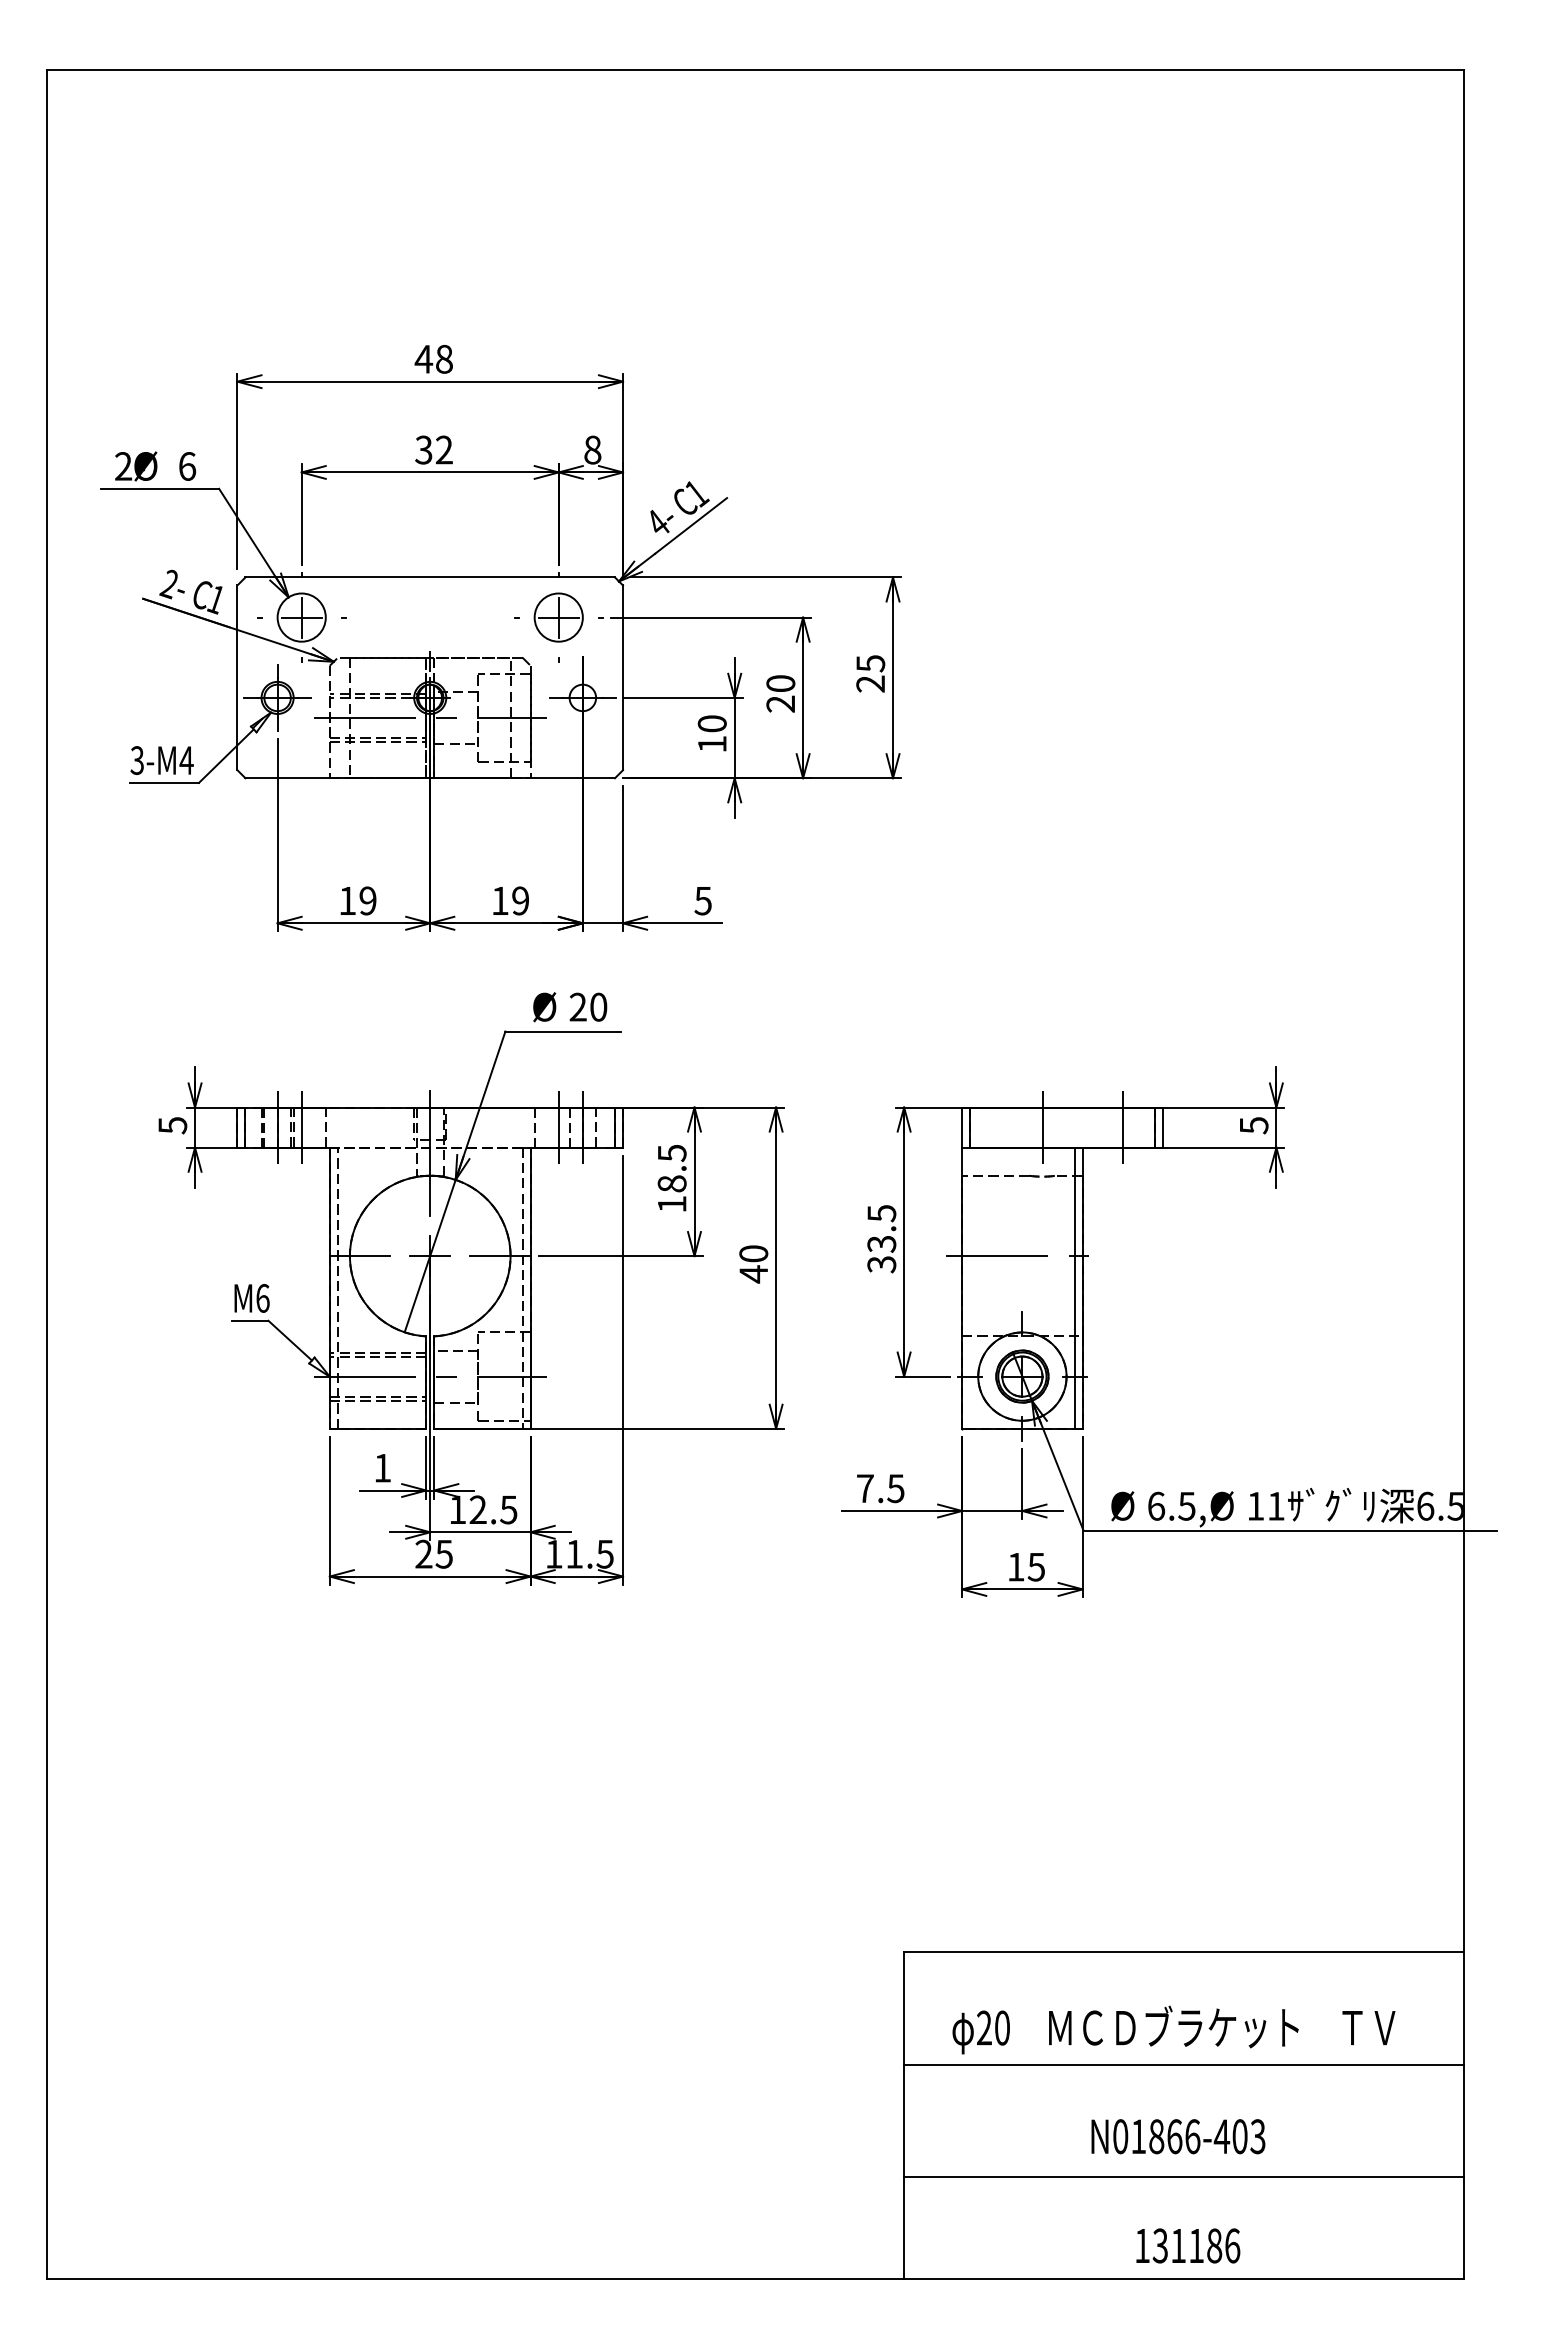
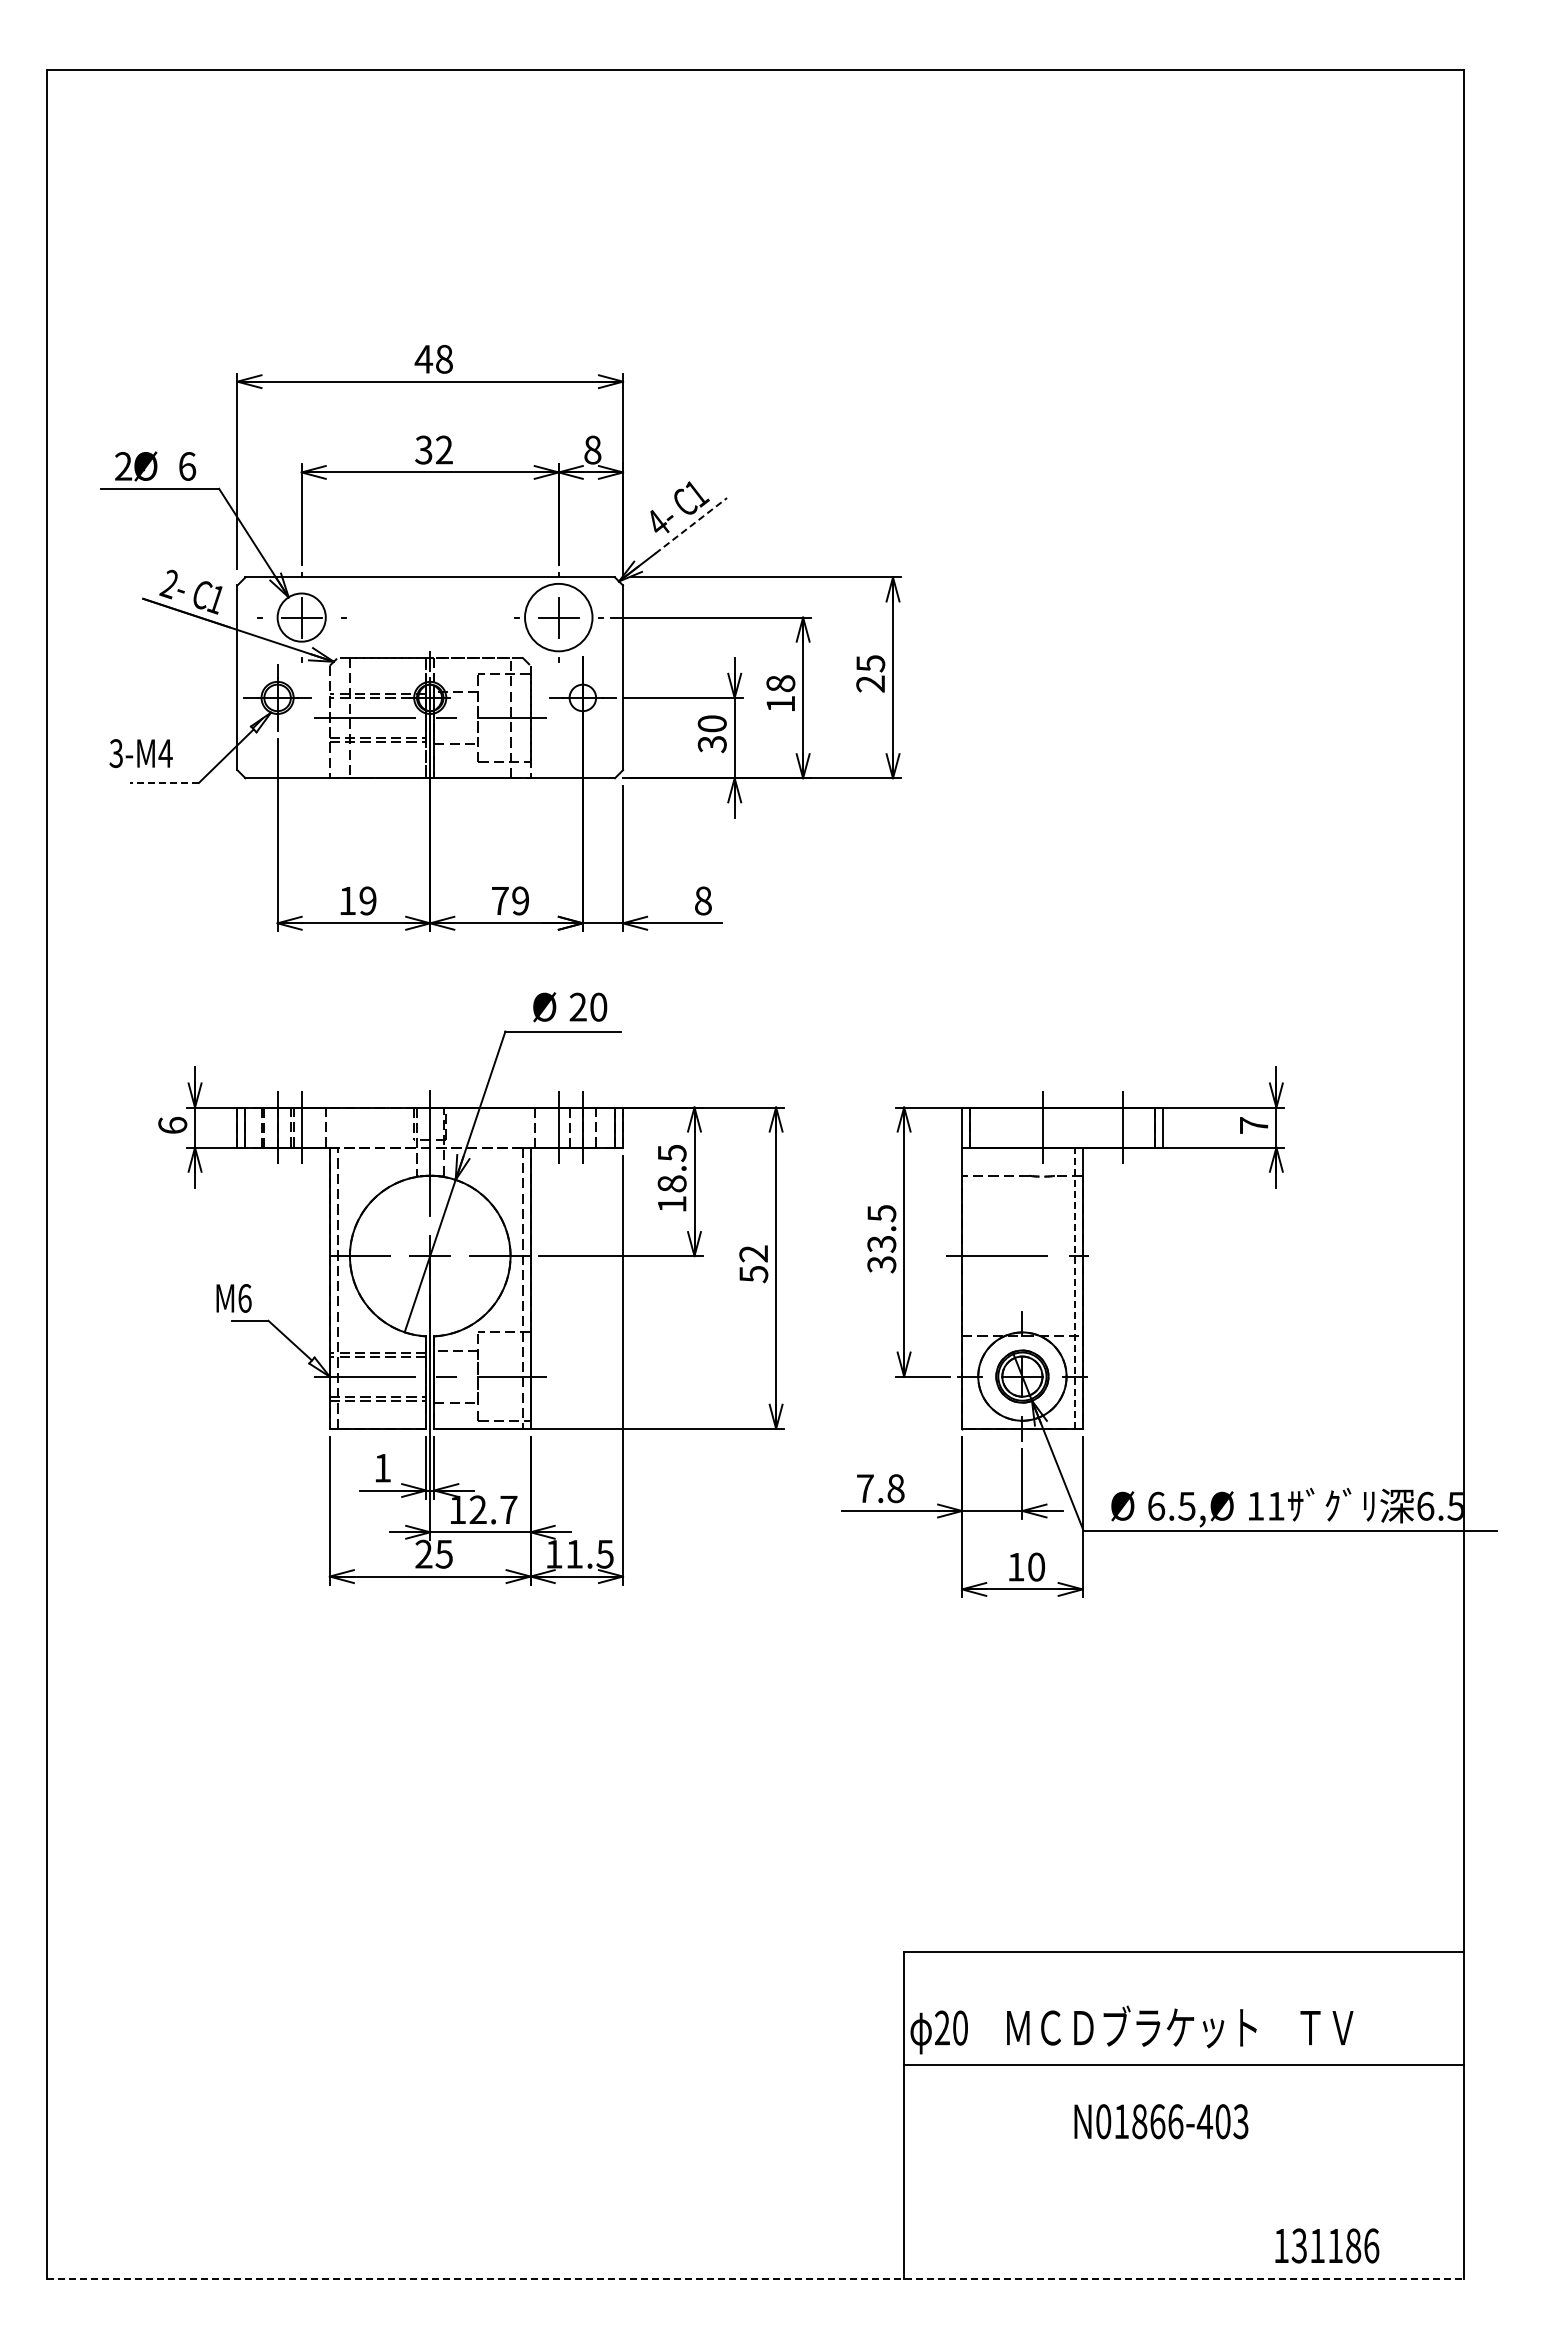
line: solid -> dashed (691, 525)
circle diameter: 48 px -> 67 px (558, 617)
text: 20 -> 18 (780, 693)
text: 10 -> 30 (711, 744)
text position: (161, 760) -> (140, 753) (140, 753)
line: solid -> dashed (164, 782)
text: 19 -> 79 (500, 900)
text: 5 -> 8 (702, 900)
text: 5 -> 6 (172, 1125)
text: 5 -> 7 (1254, 1125)
text: 40 -> 52 (753, 1264)
line: solid -> dashed (1074, 1288)
text position: (251, 1298) -> (233, 1298) (233, 1298)
text: 7.5 -> 7.8 (895, 1488)
text: 12.5 -> 12.7 (508, 1509)
text: 15 -> 10 (1035, 1566)
text position: (1173, 2029) -> (1131, 2029) (1131, 2029)
text position: (1178, 2136) -> (1161, 2121) (1161, 2121)
line: present -> none (1184, 2177)
text position: (1188, 2245) -> (1327, 2245) (1327, 2245)
line: solid -> dashed (755, 2279)
